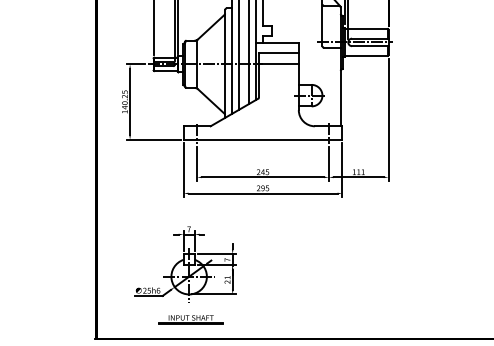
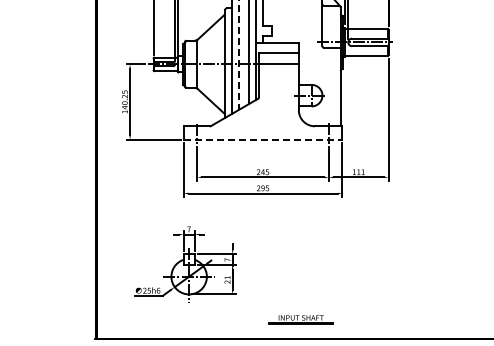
line: solid -> dashed (239, 55)
line: solid -> dashed (263, 139)
part position: (190, 319) -> (300, 319) (300, 319)
